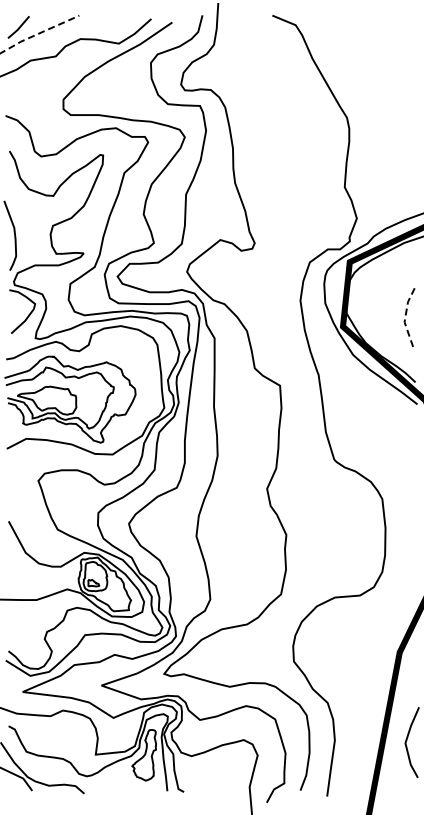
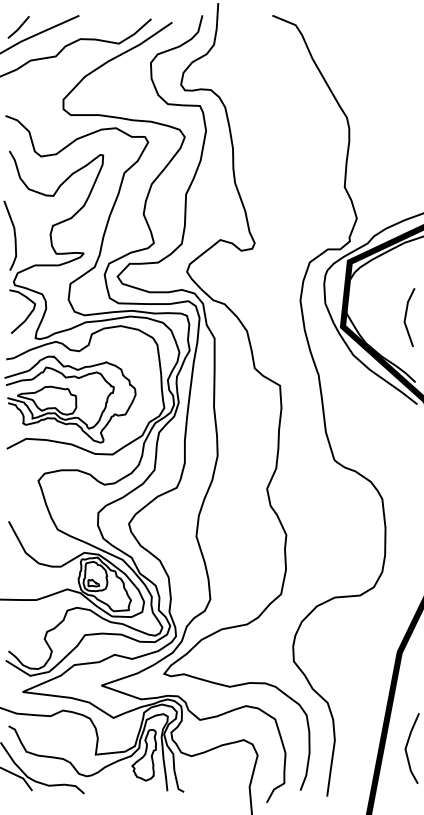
line: dashed -> solid (40, 33)
line: dashed -> solid (405, 317)
line position: (407, 740) -> (407, 746) (407, 746)
